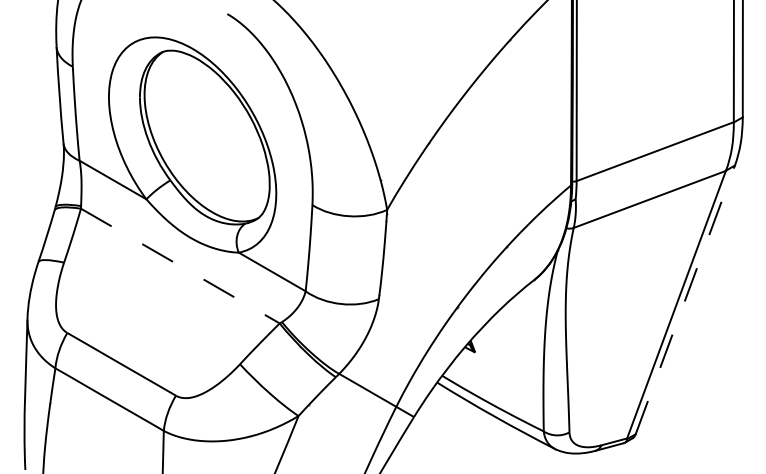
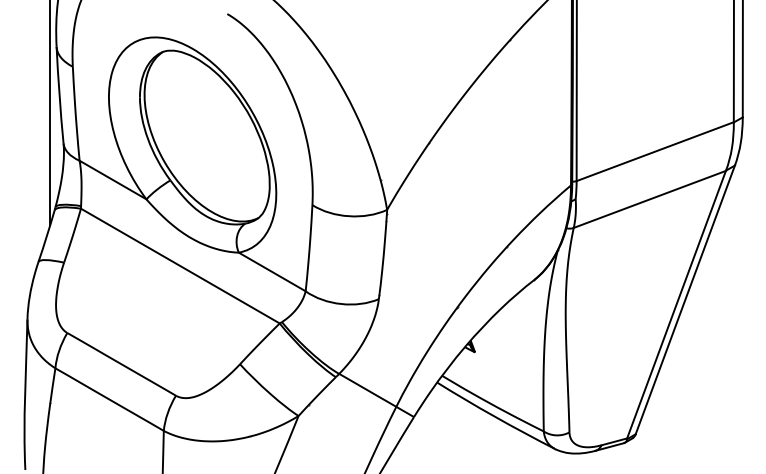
line: none -> present (50, 113)
line: dashed -> solid (180, 266)
line: dashed -> solid (685, 299)
